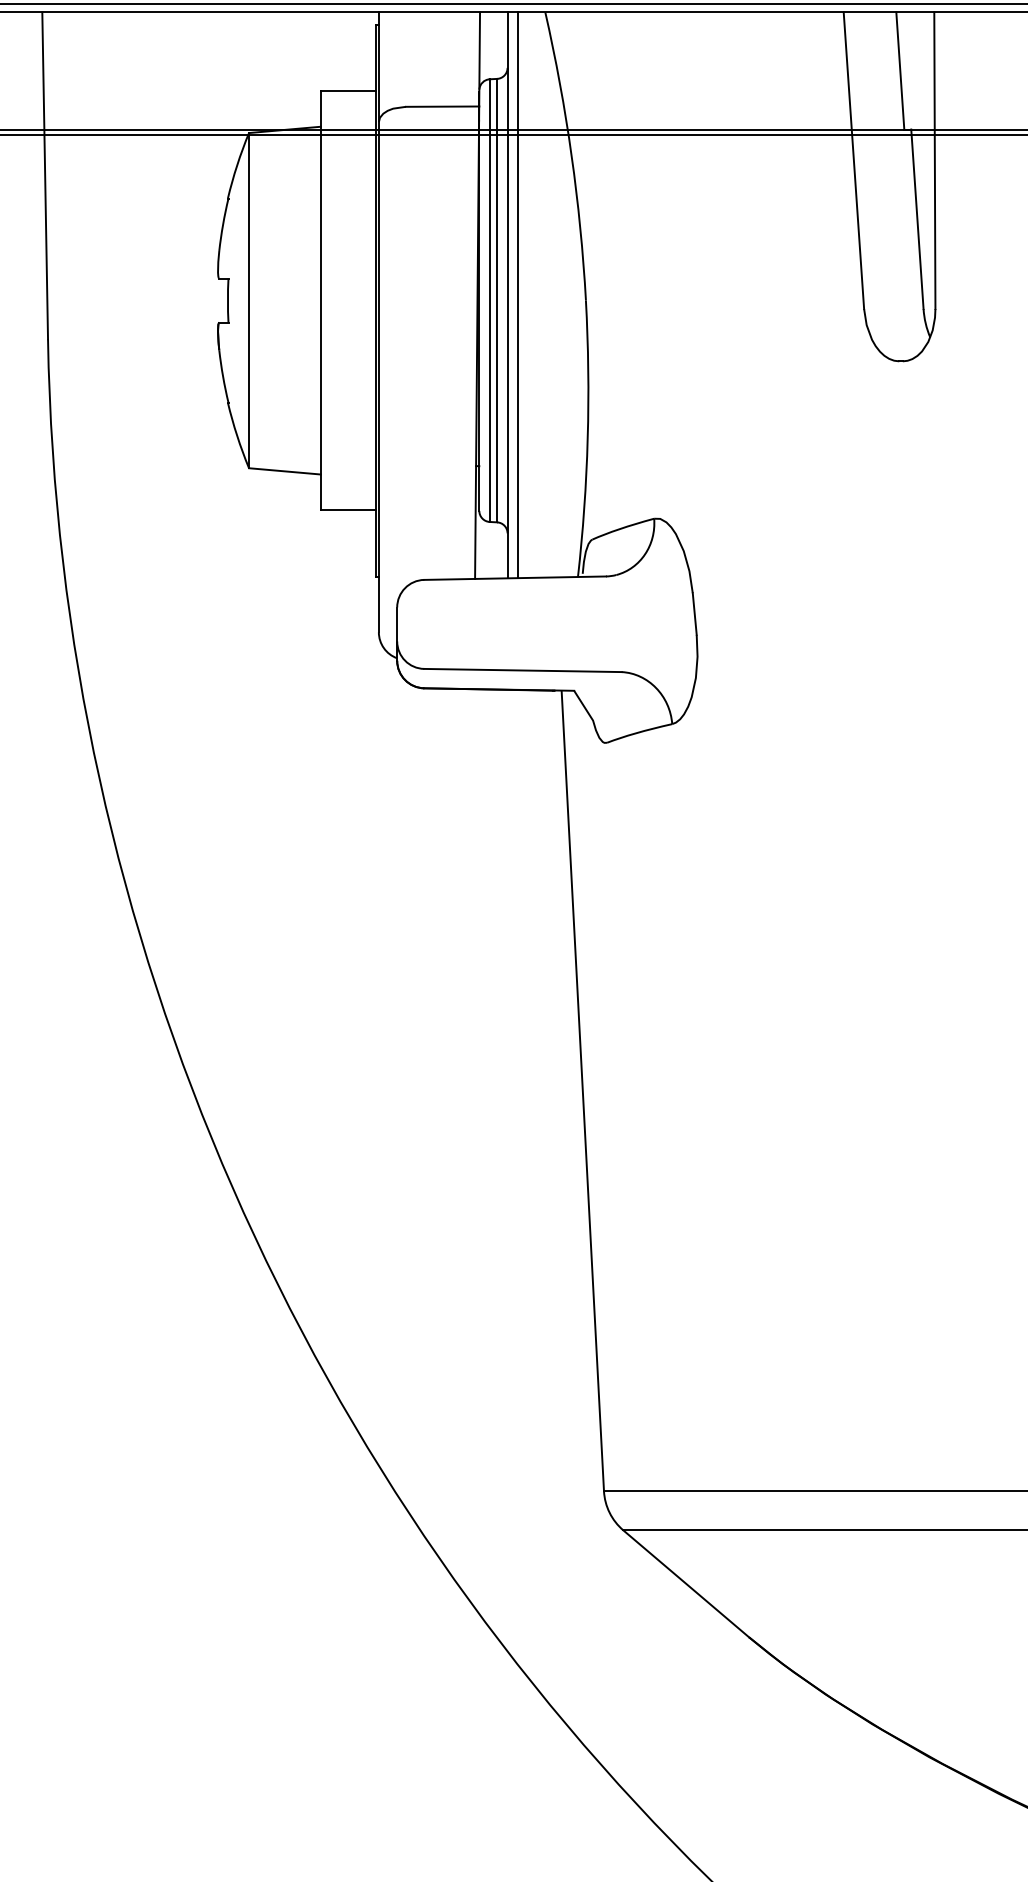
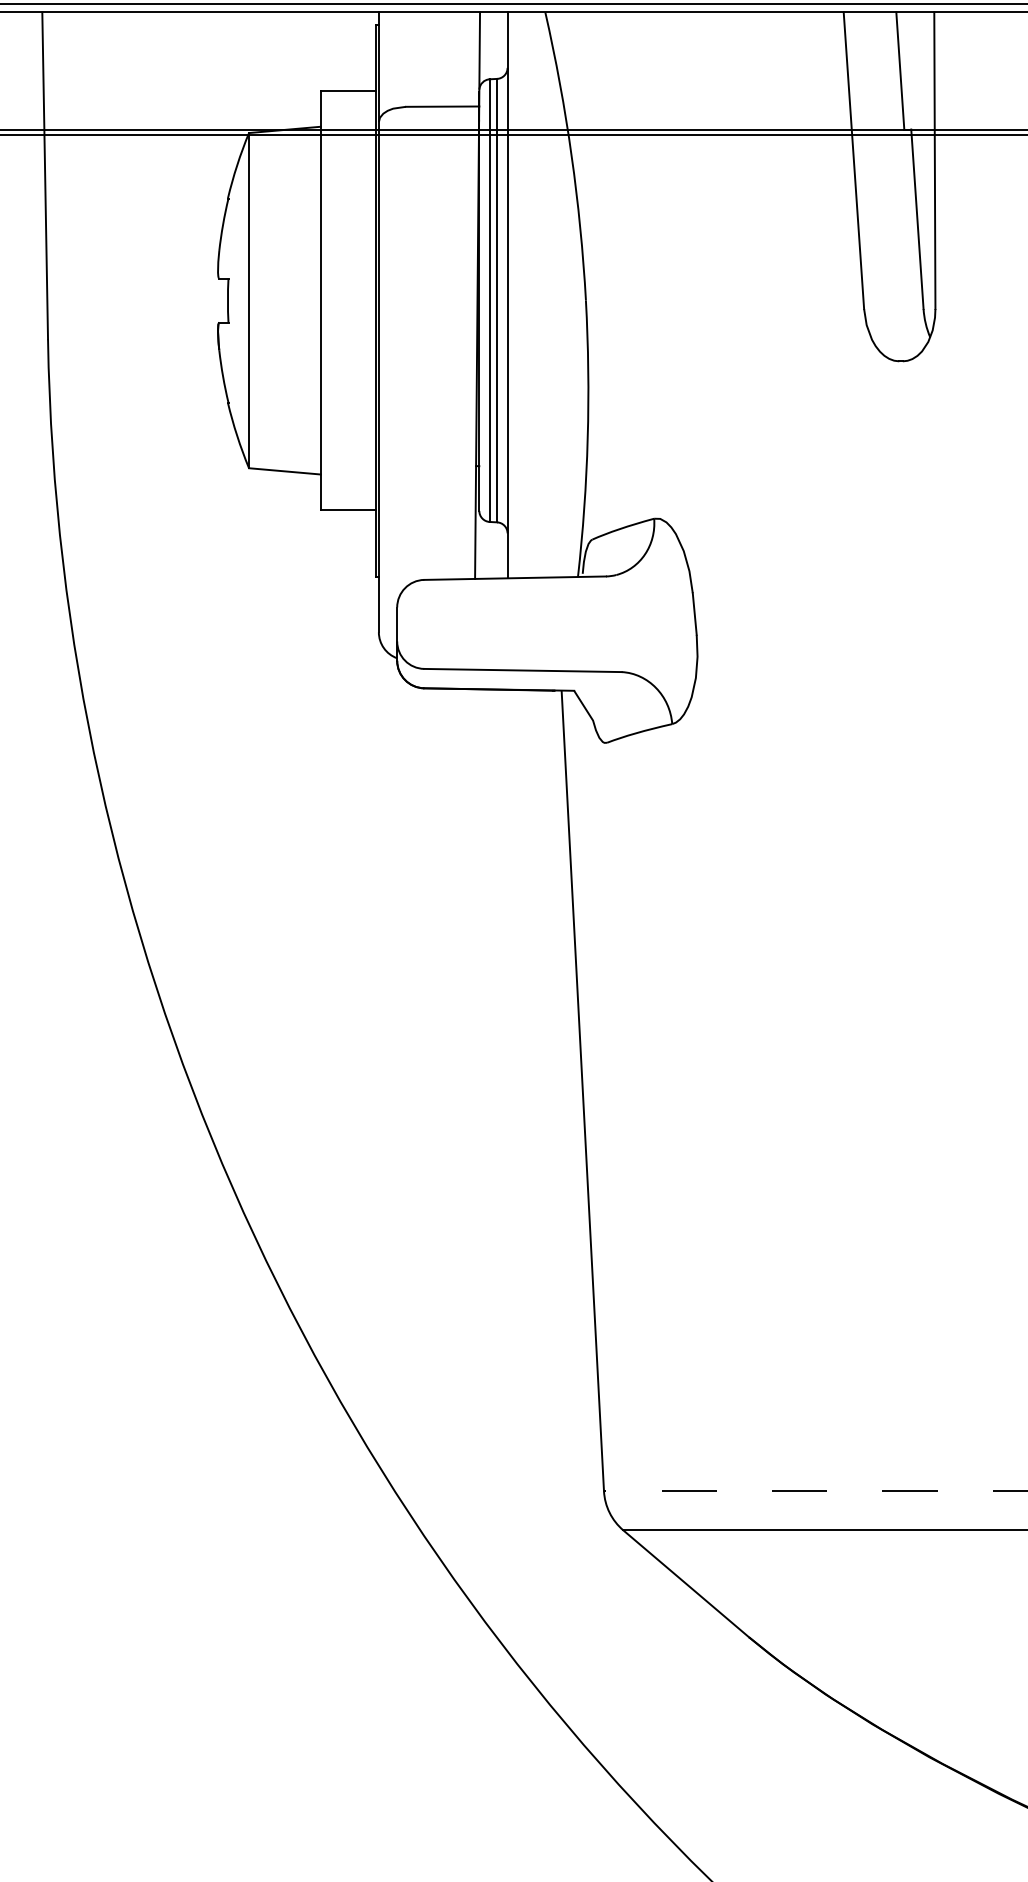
line: present -> none (518, 295)
line: solid -> dashed (815, 1491)
